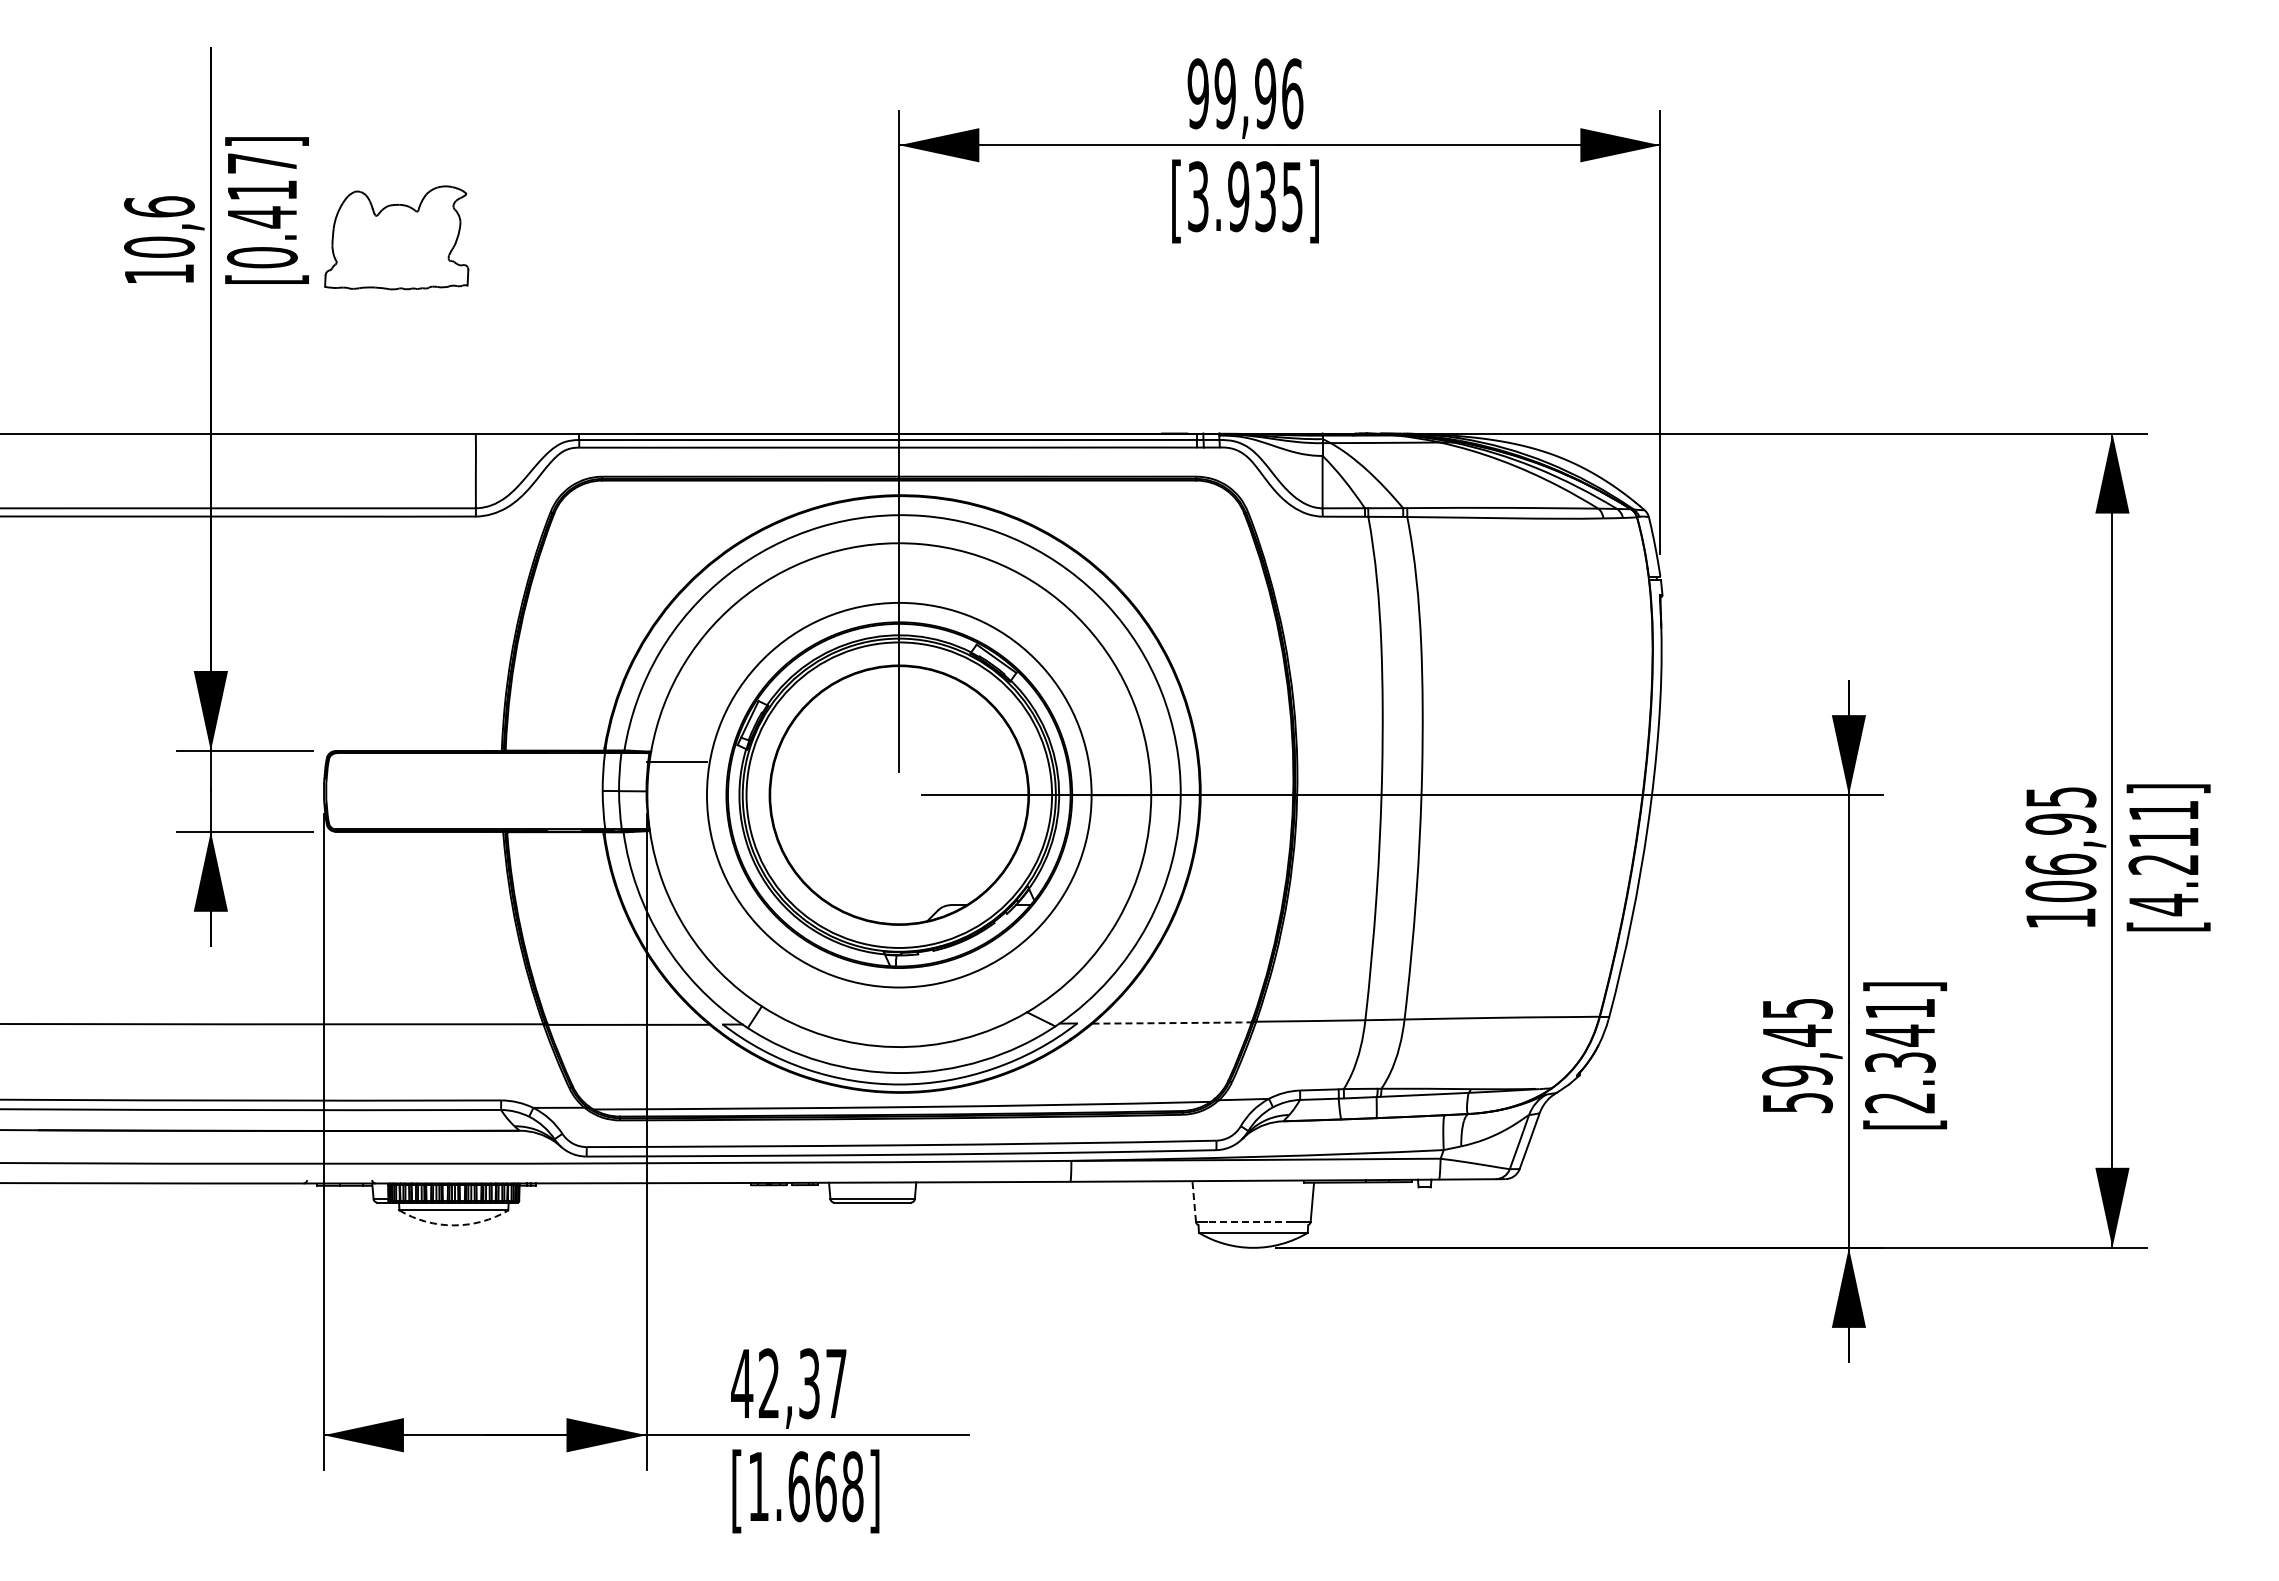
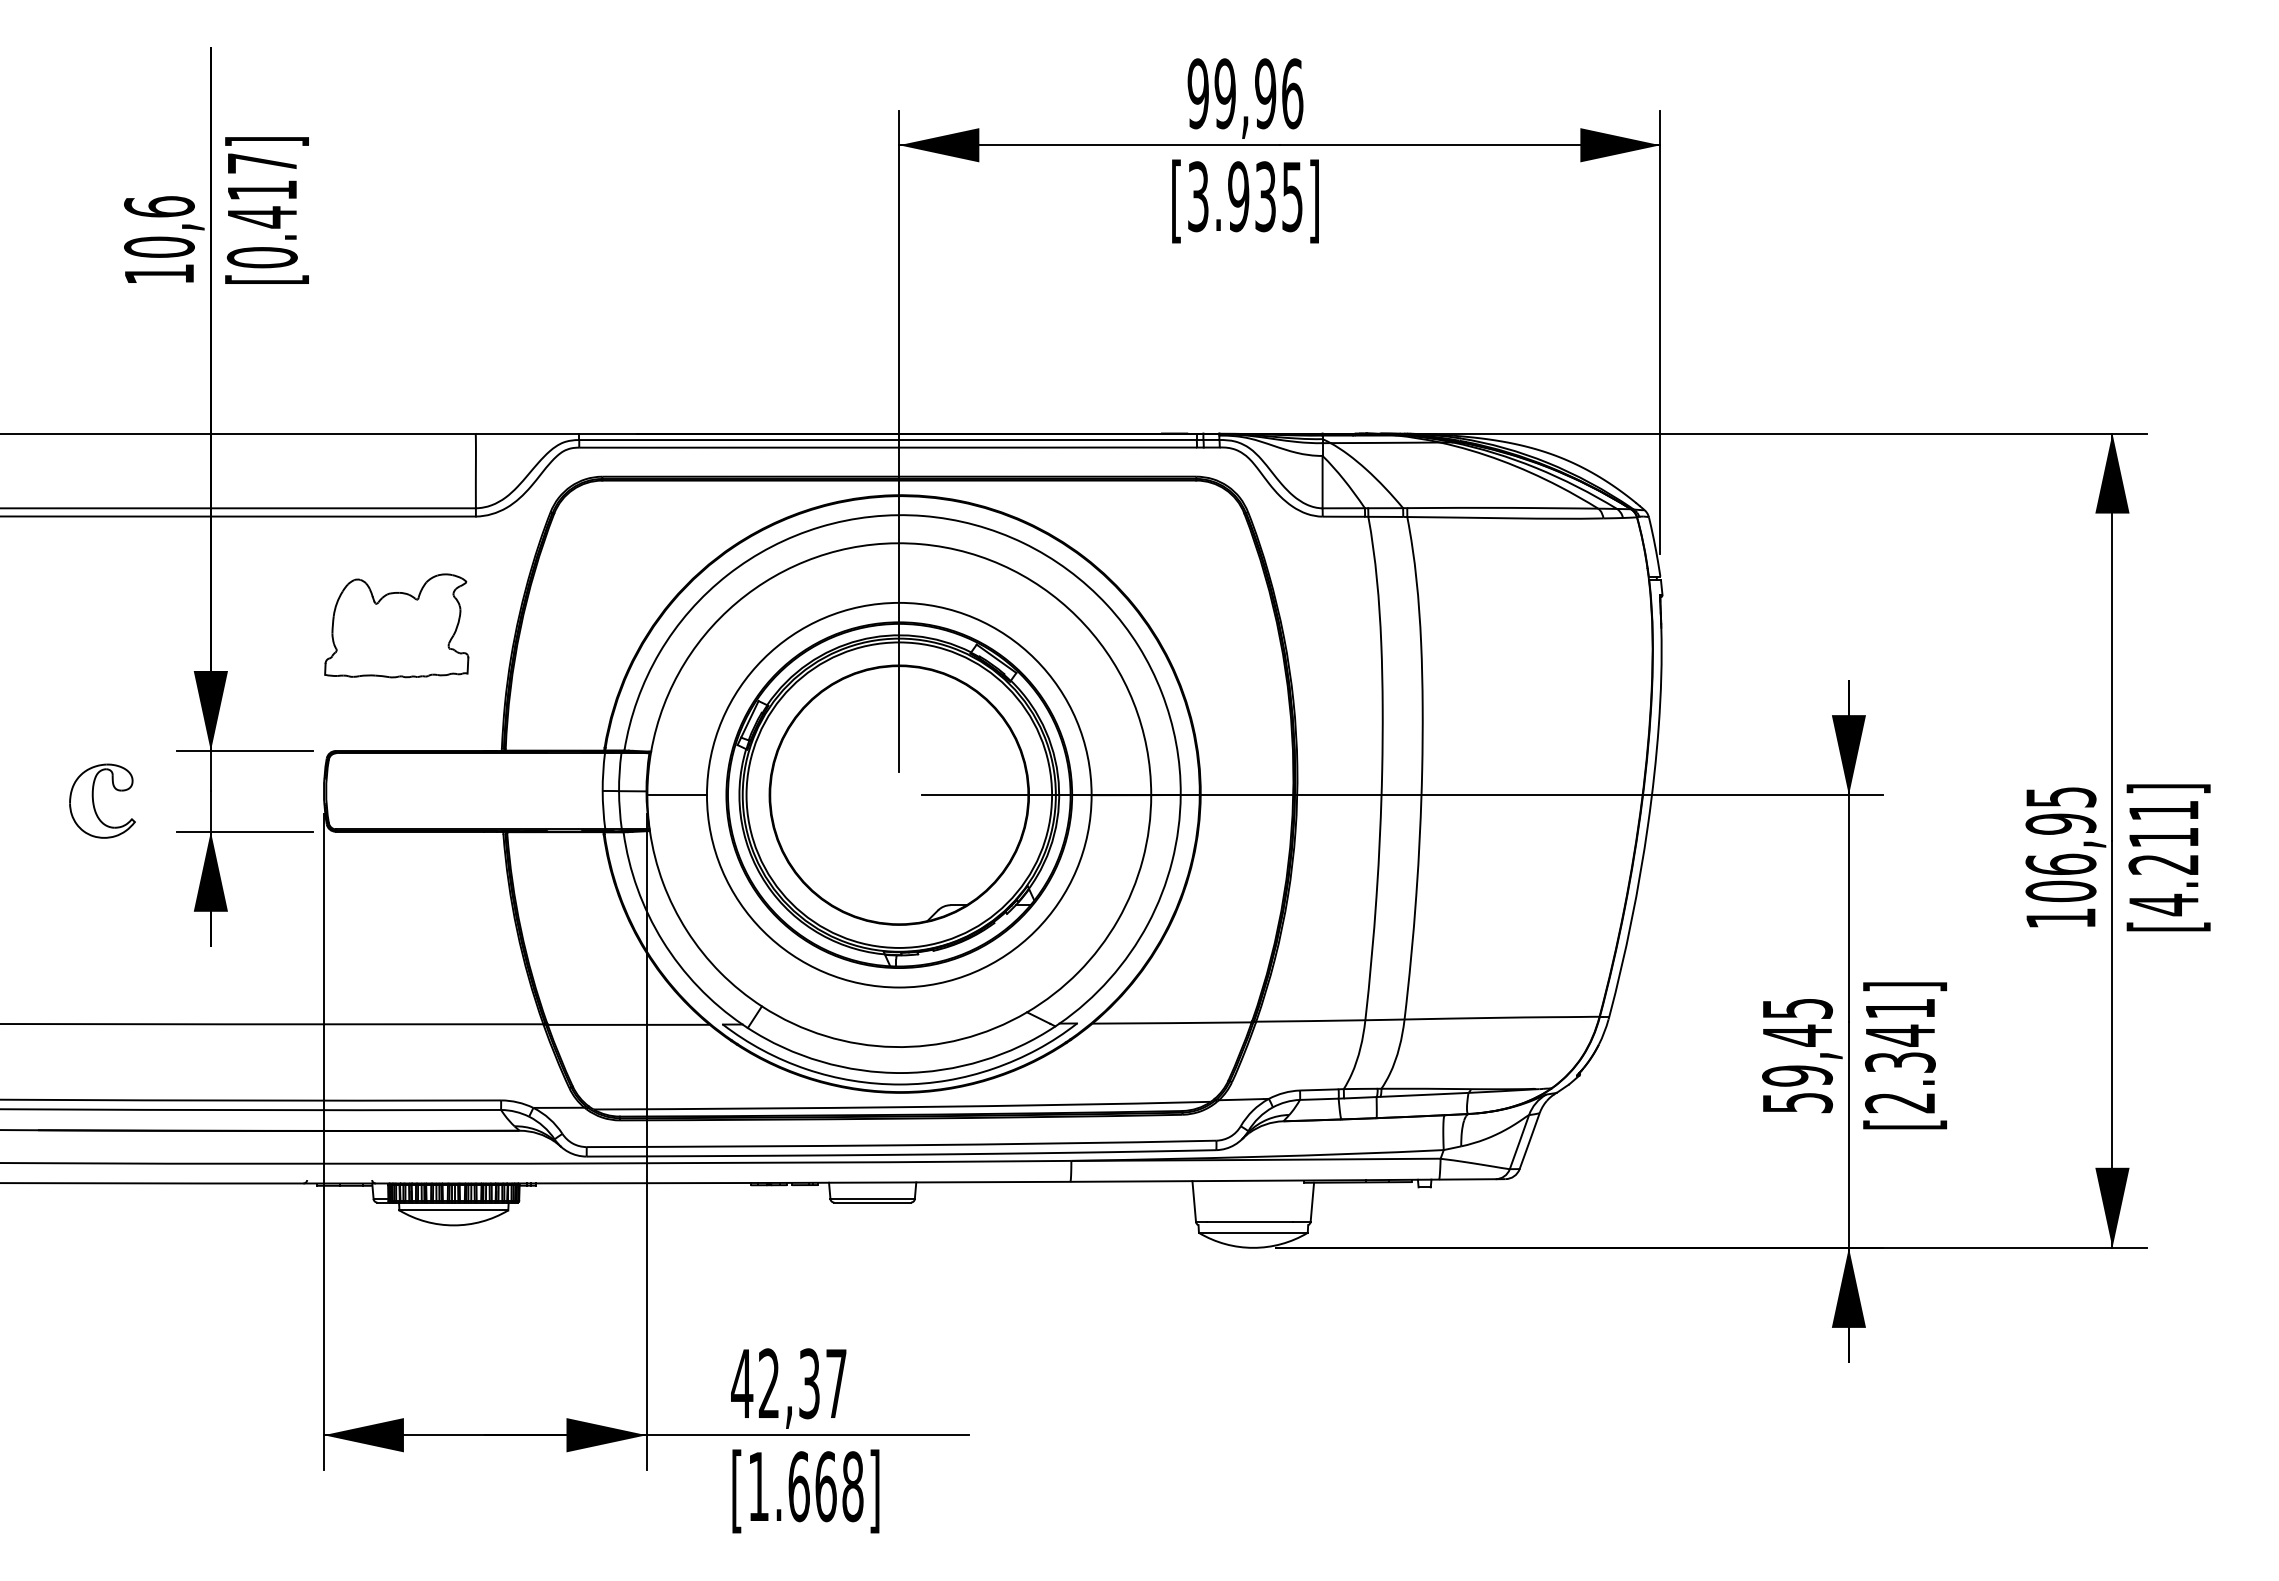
part position: (396, 237) -> (396, 625) (396, 625)
line position: (676, 762) -> (676, 795) (676, 795)
part: none -> present (94, 802)
arc: dashed -> solid (1172, 1023)
line: dashed -> solid (1194, 1201)
line: dashed -> solid (1250, 1221)
arc: dashed -> solid (453, 1225)
